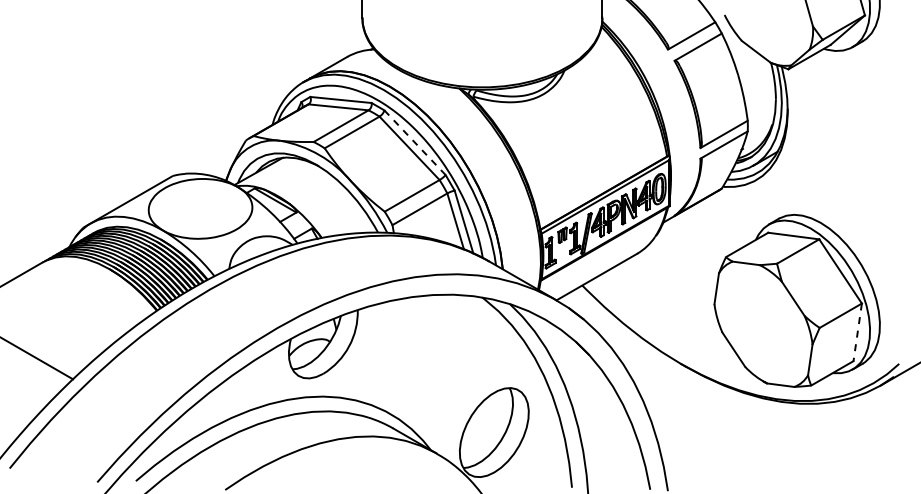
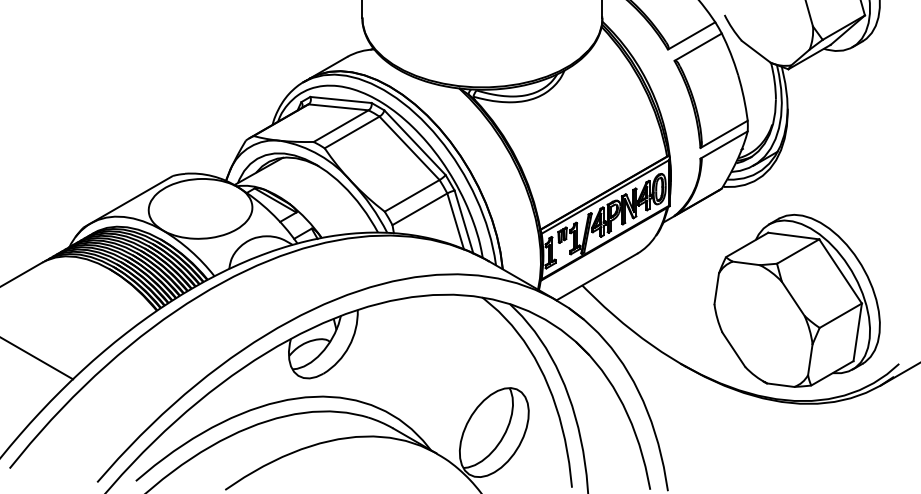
line: dashed -> solid (415, 142)
line: dashed -> solid (857, 332)
